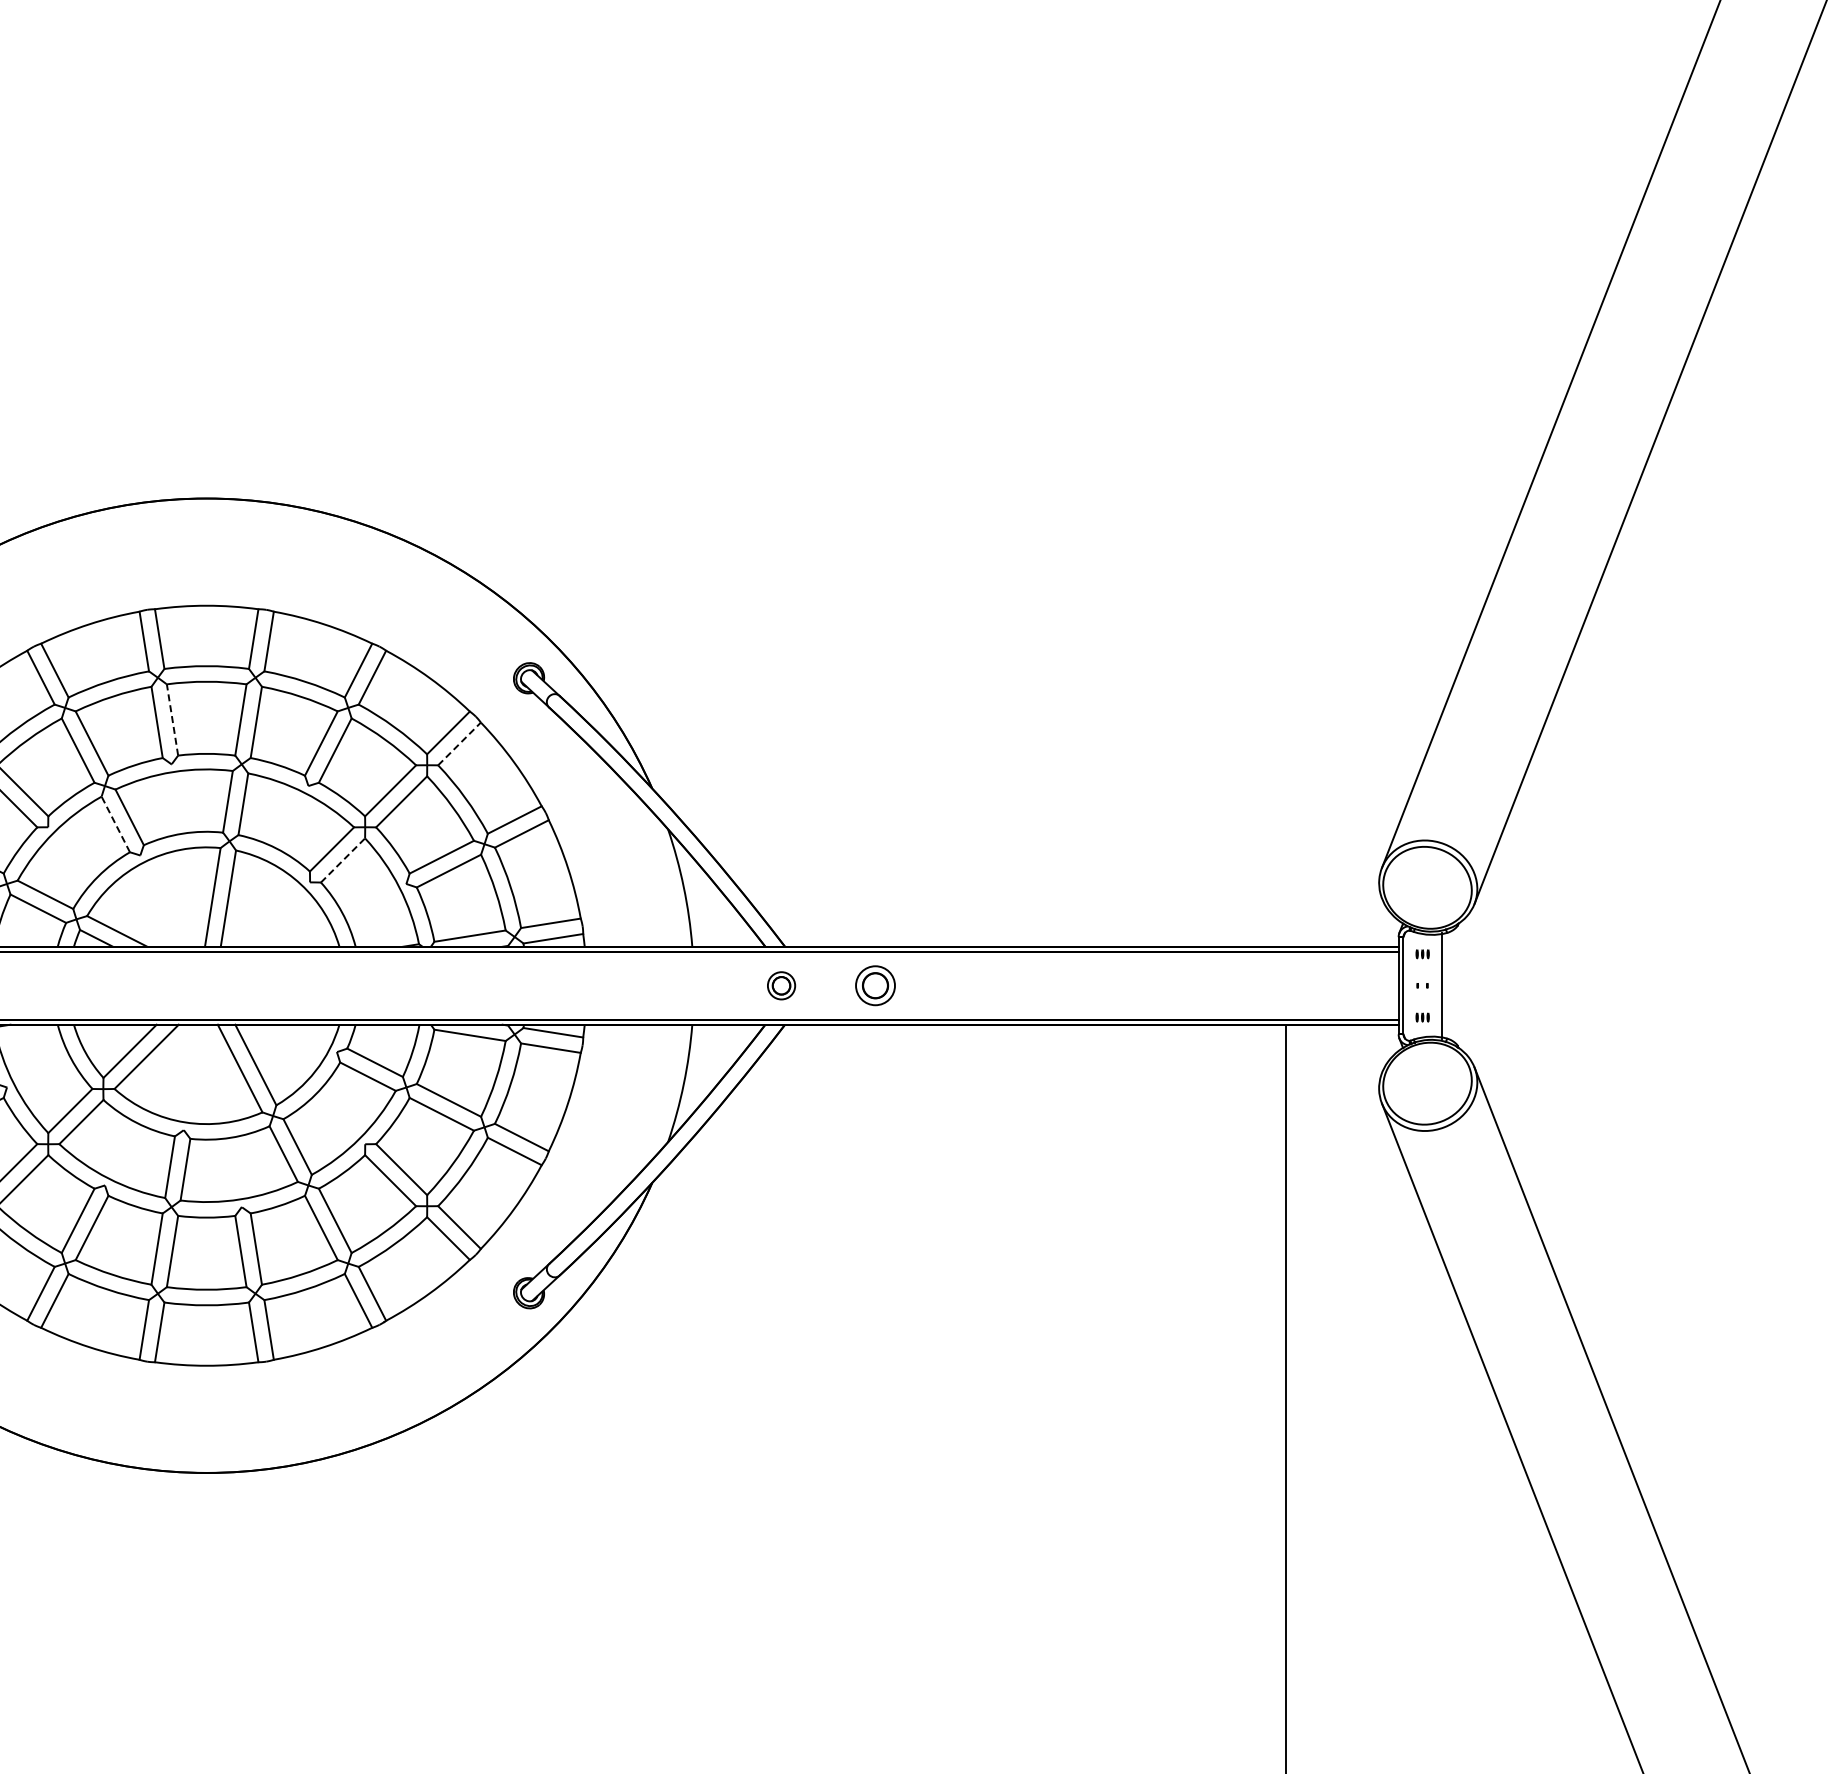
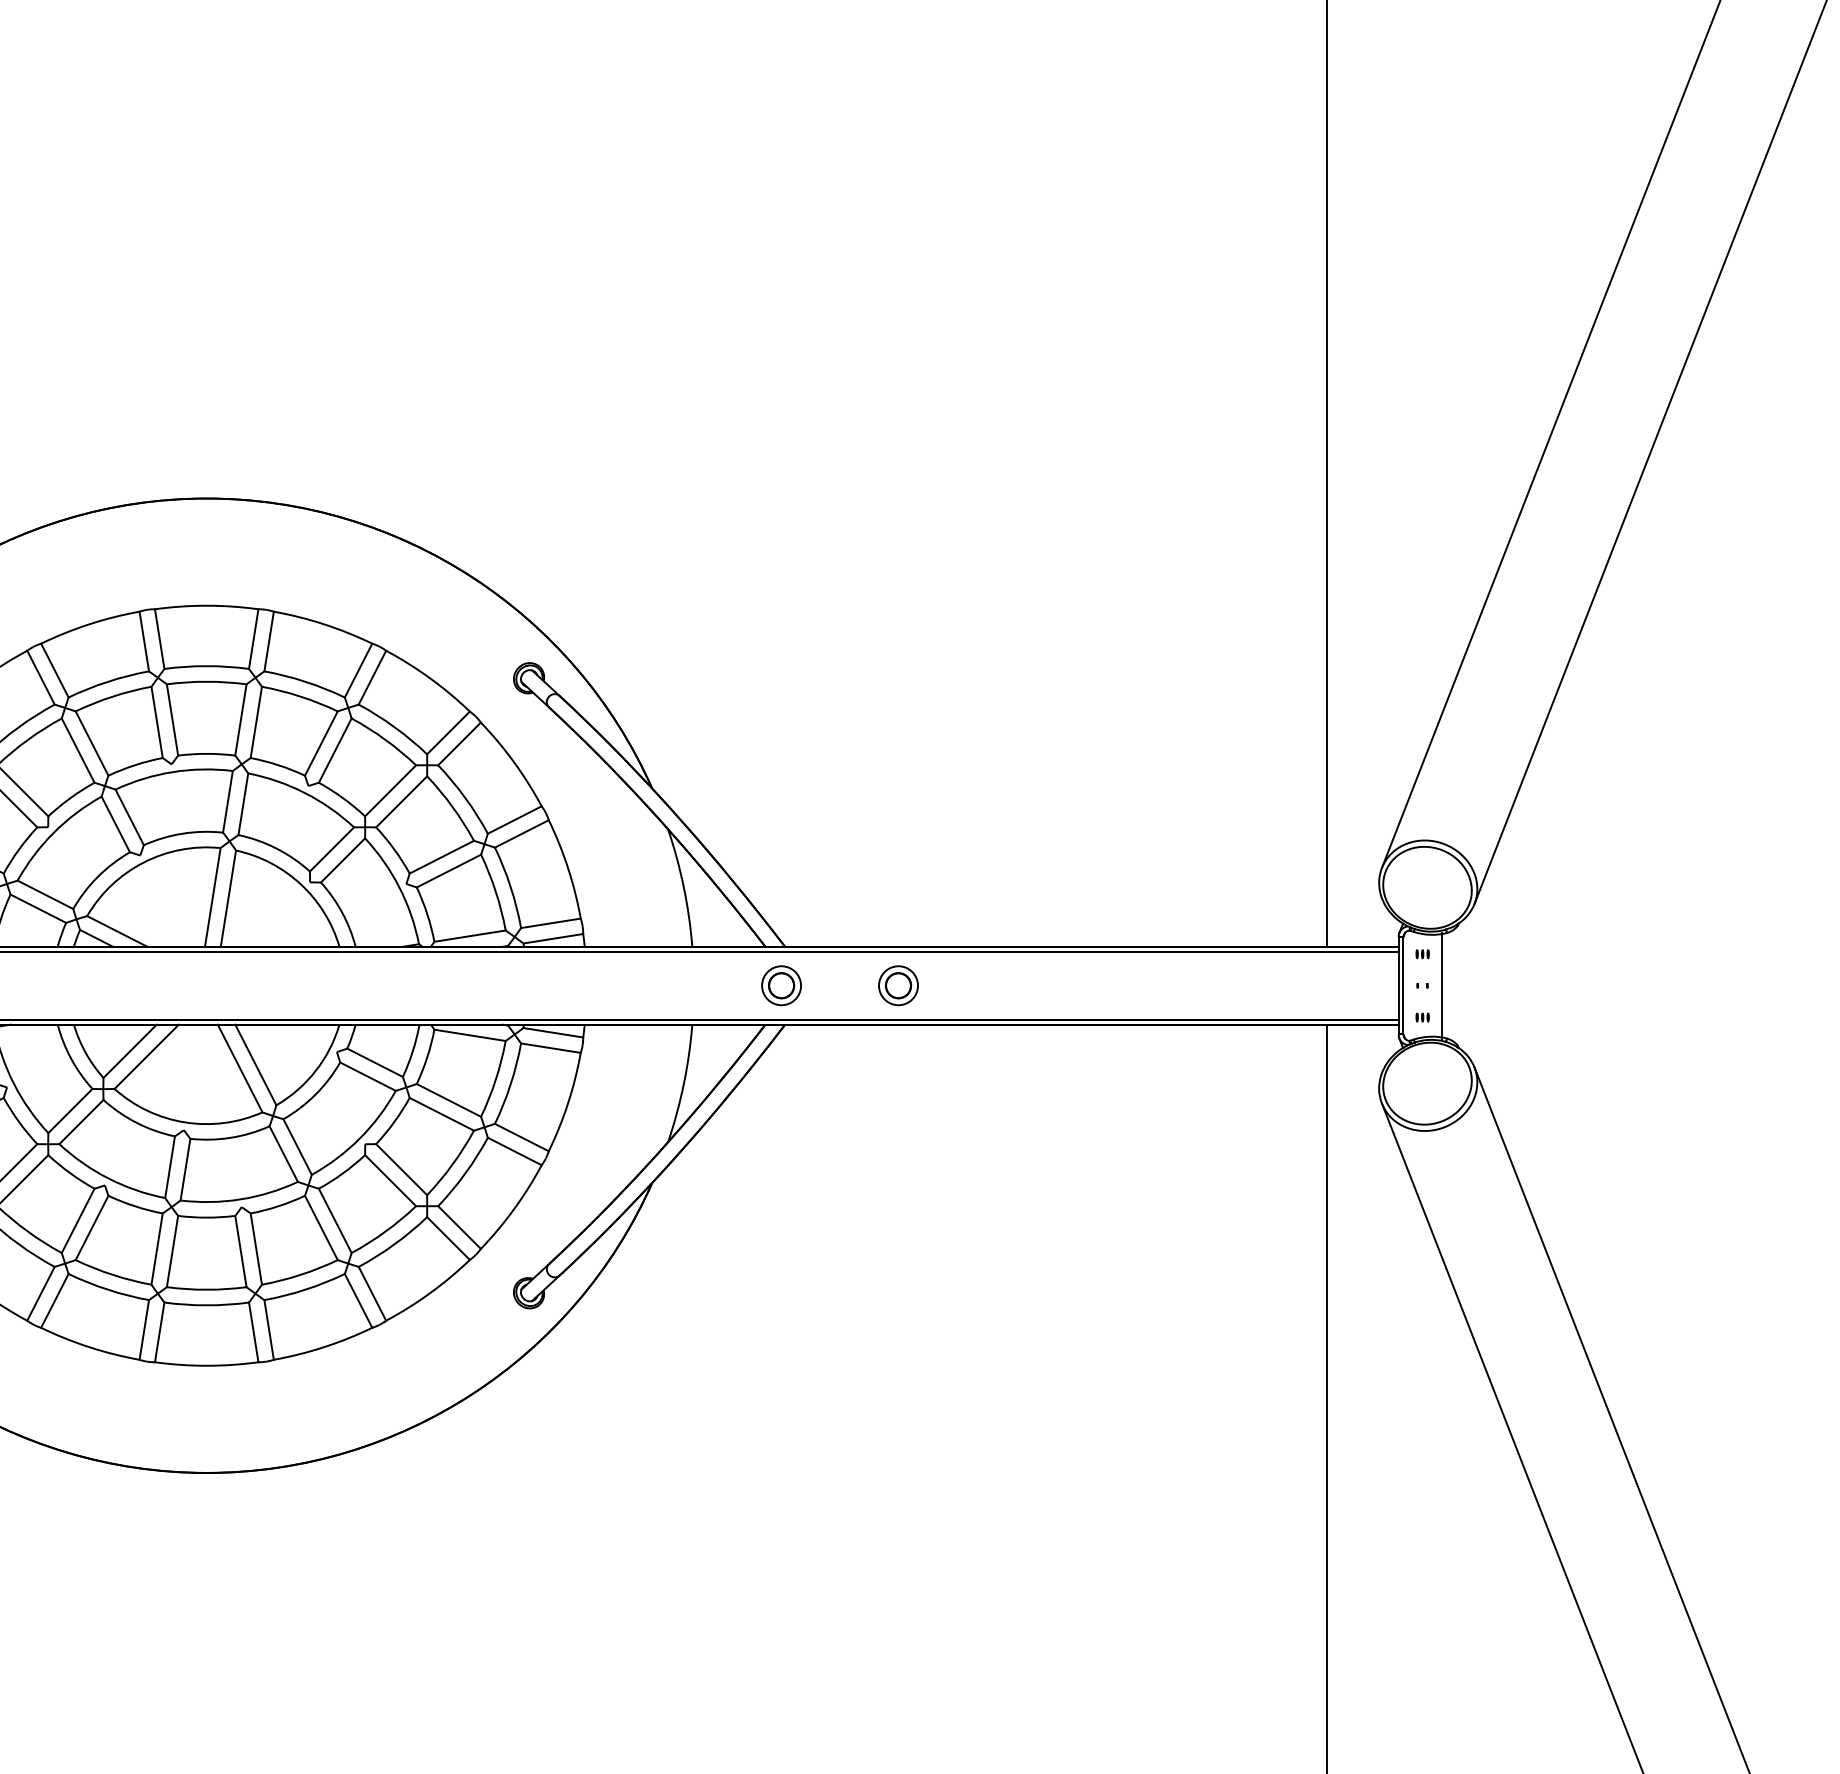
line: none -> present (1327, 474)
line: dashed -> solid (172, 719)
line: dashed -> solid (459, 743)
line: dashed -> solid (115, 824)
line: dashed -> solid (343, 860)
part size: 30x30 px -> 41x42 px (781, 985)
part position: (875, 985) -> (898, 985) (898, 985)
line position: (1286, 1397) -> (1327, 1397) (1327, 1397)
